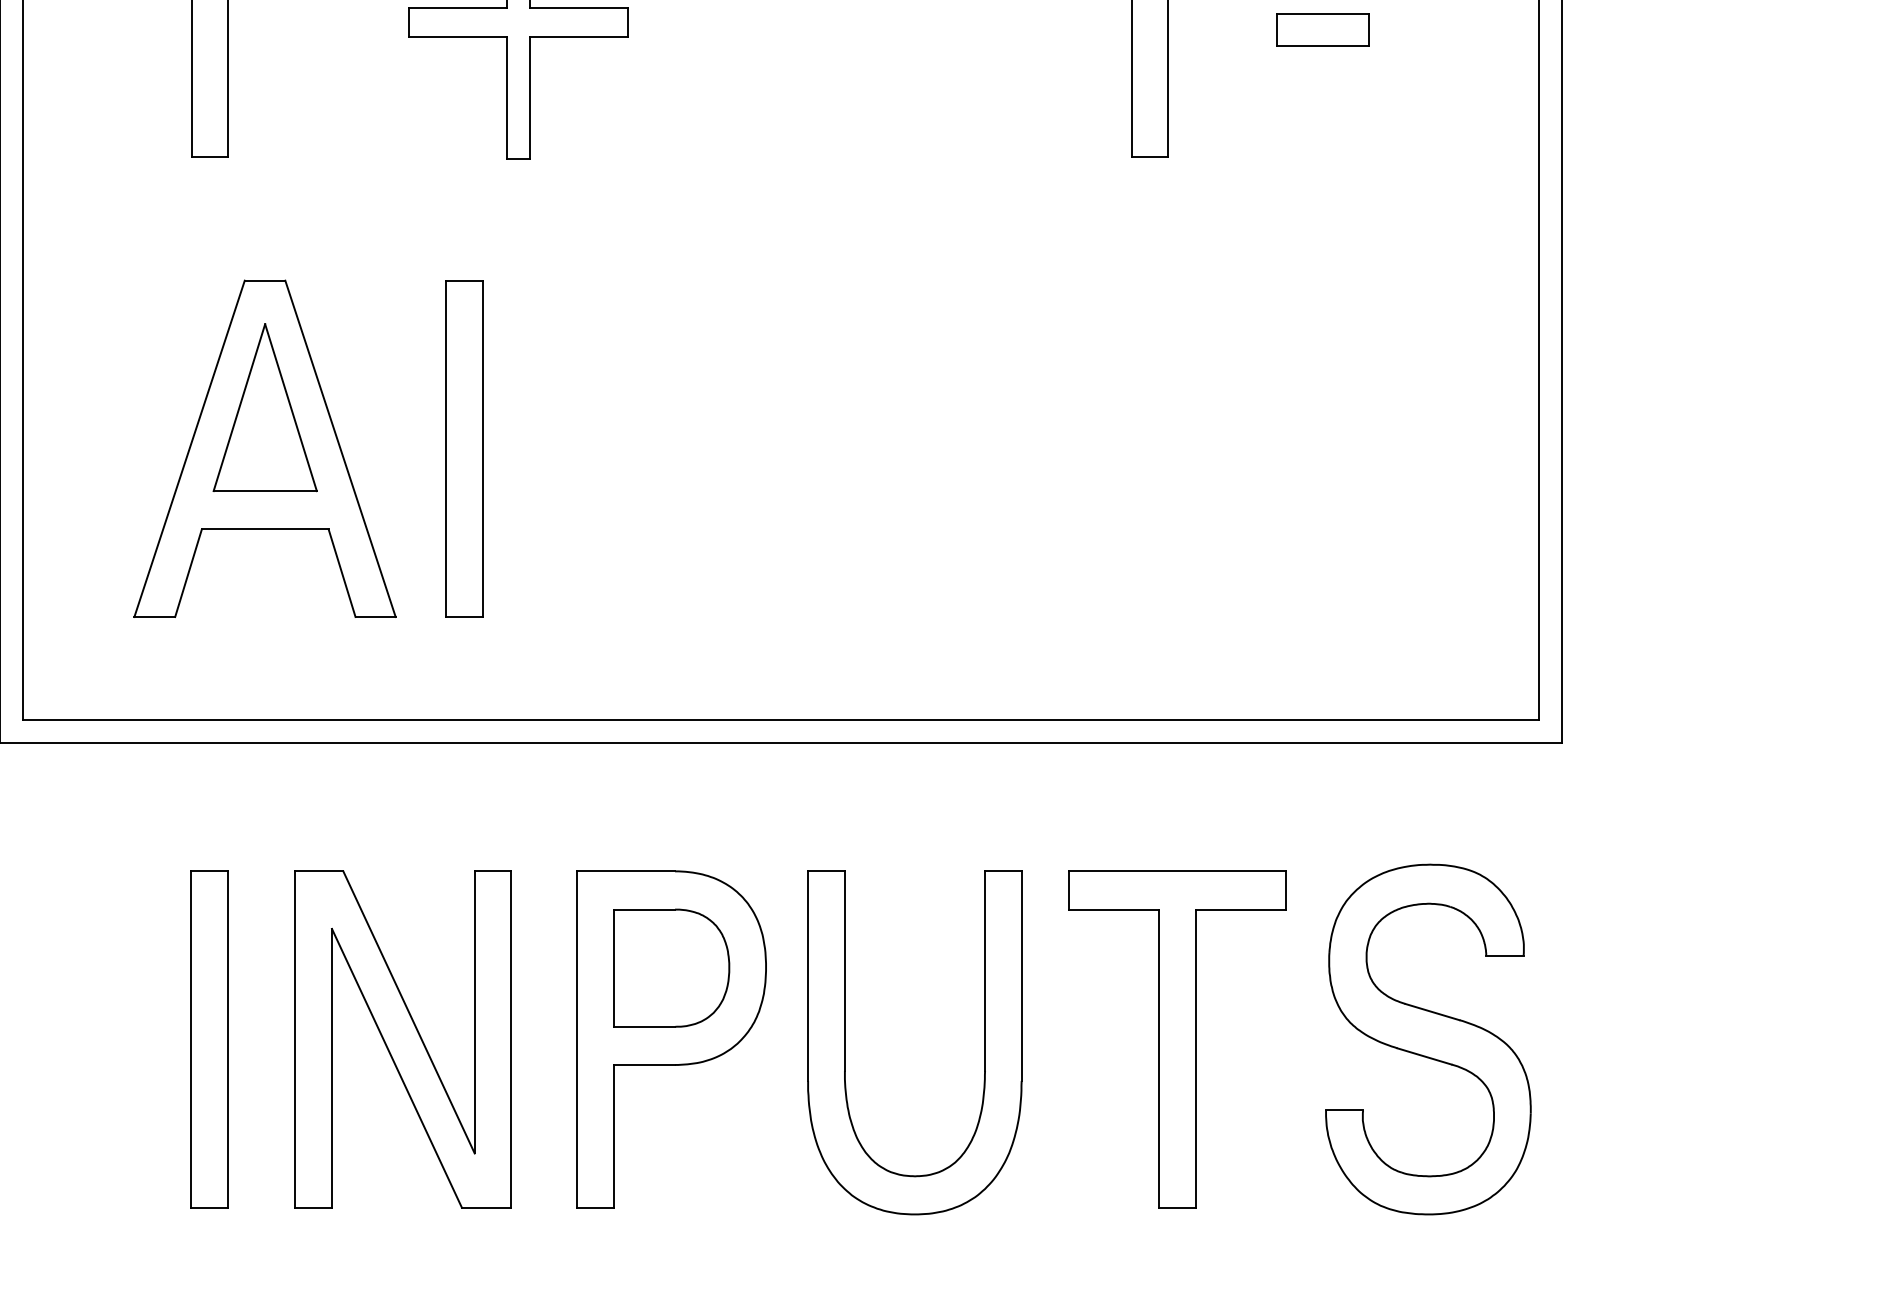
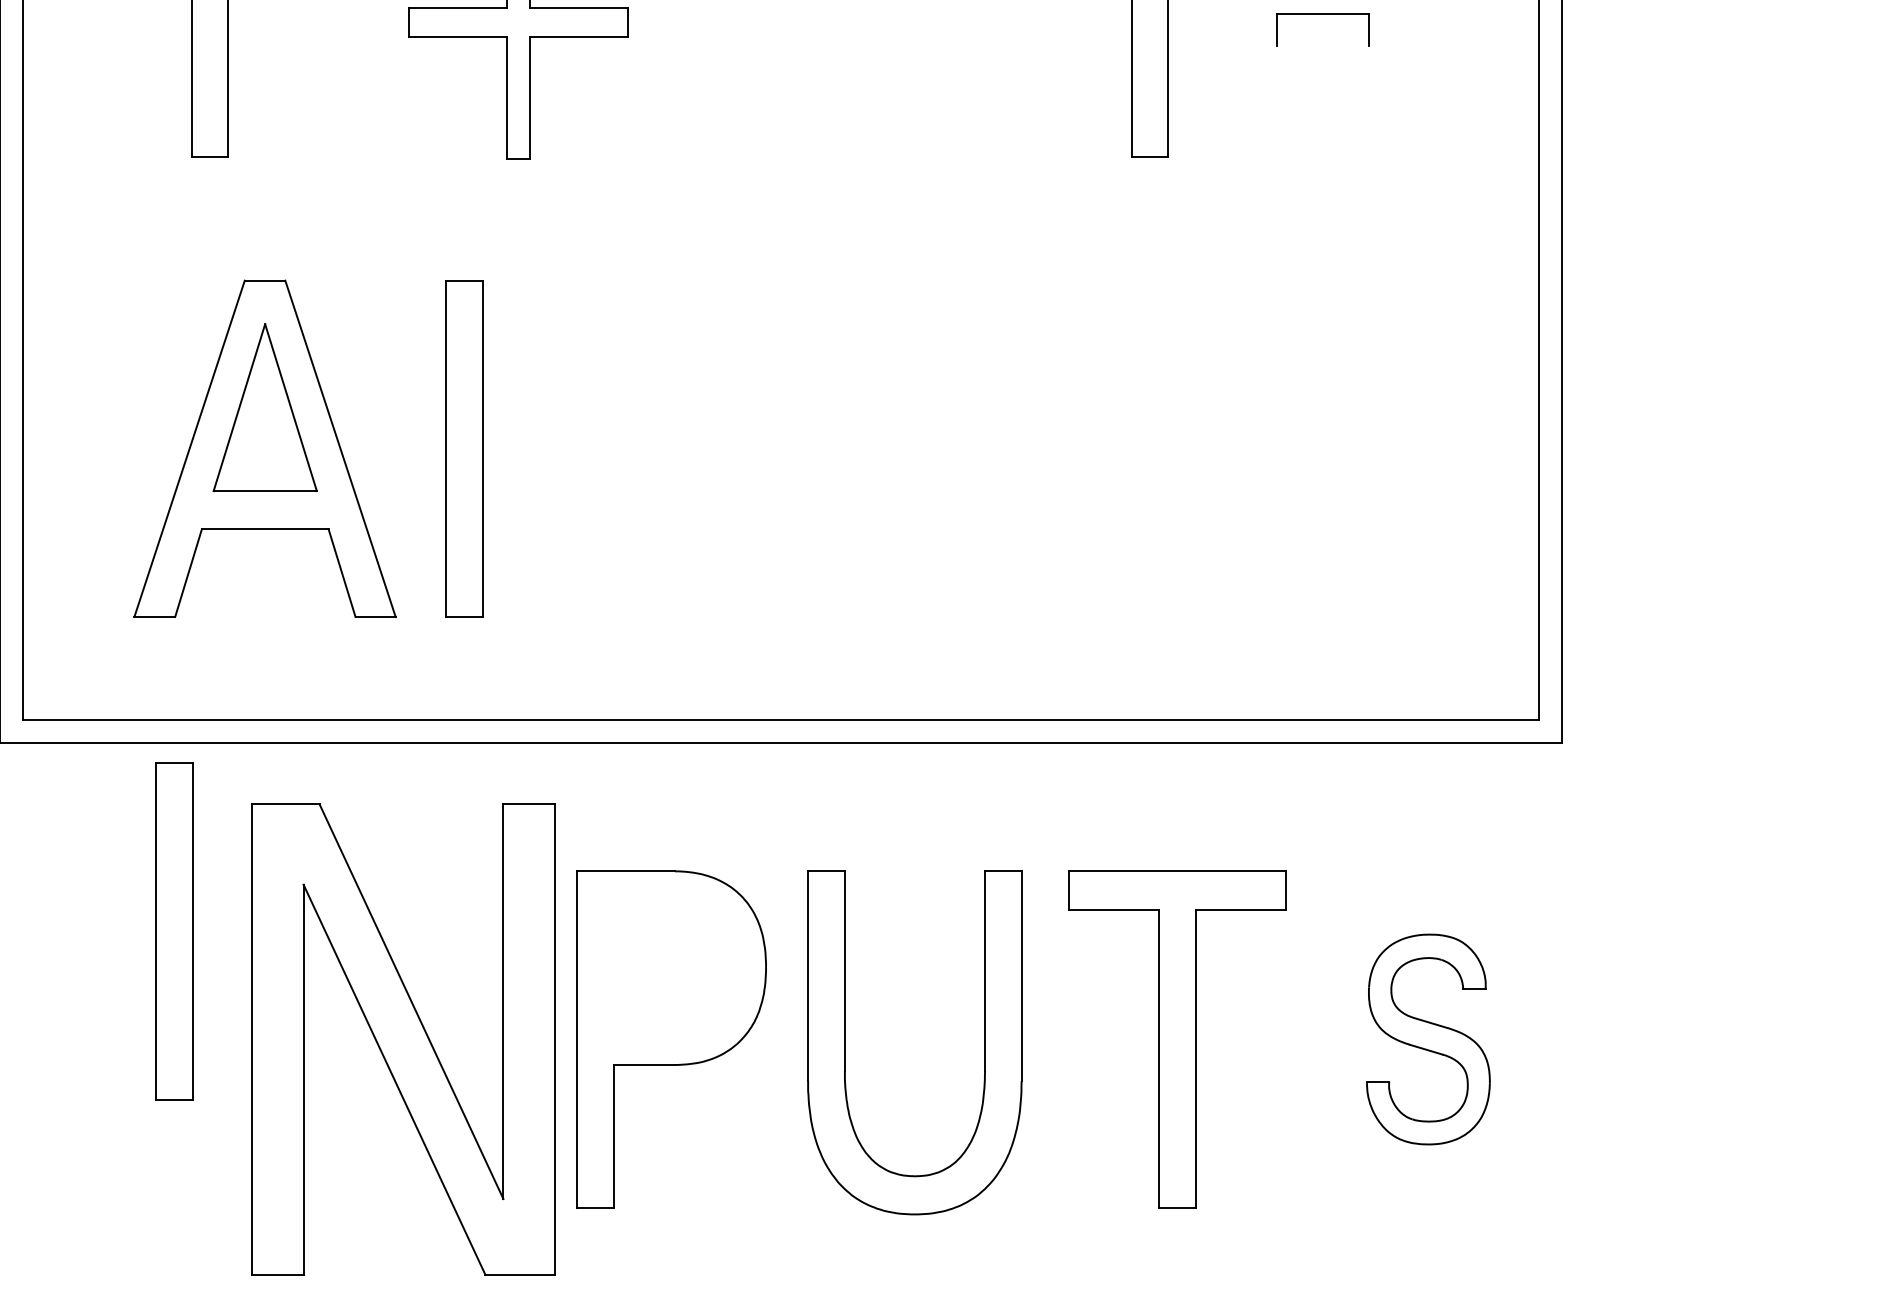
line: present -> none (1322, 46)
part: present -> none (671, 967)
part position: (209, 1039) -> (174, 931) (174, 931)
part size: 218x339 px -> 305x473 px (403, 1039)
part size: 207x353 px -> 125x213 px (1428, 1039)
